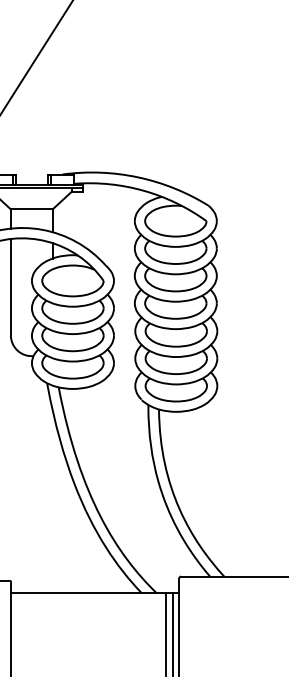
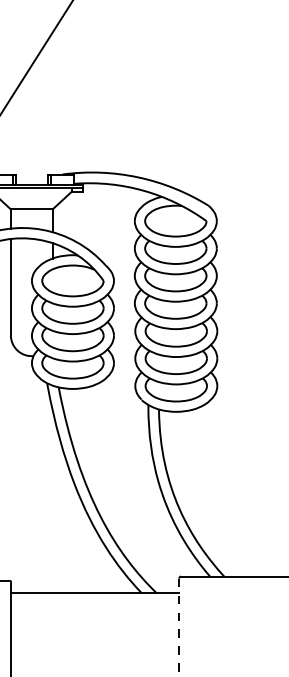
line: solid -> dashed (179, 627)
line: present -> none (165, 633)
line: present -> none (173, 633)
